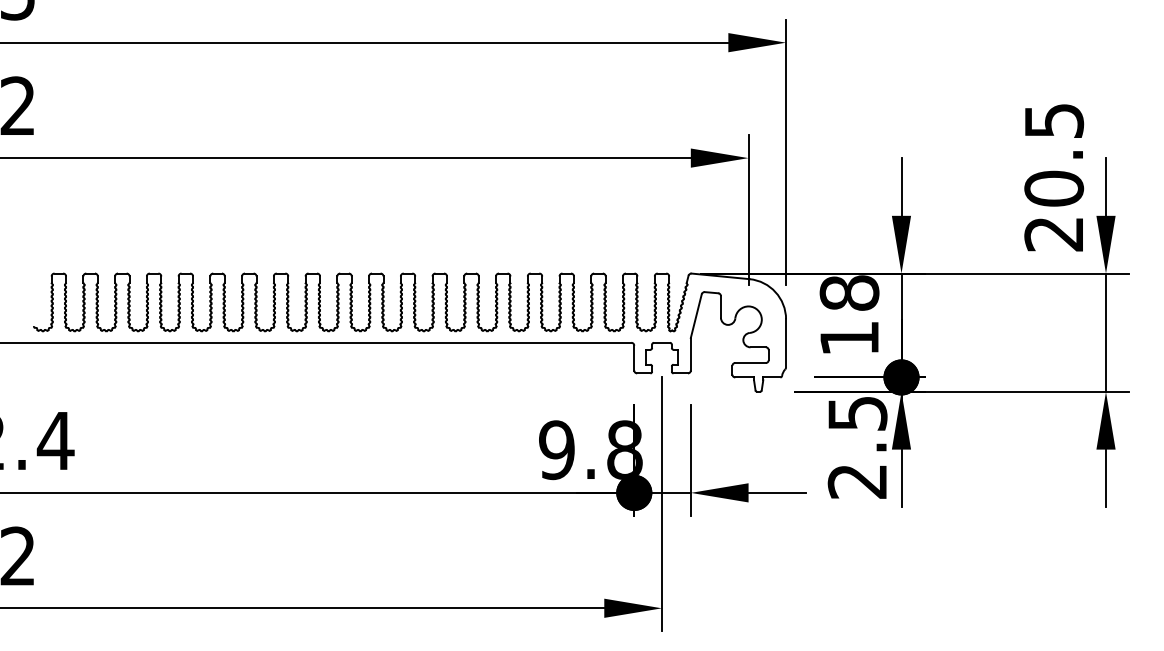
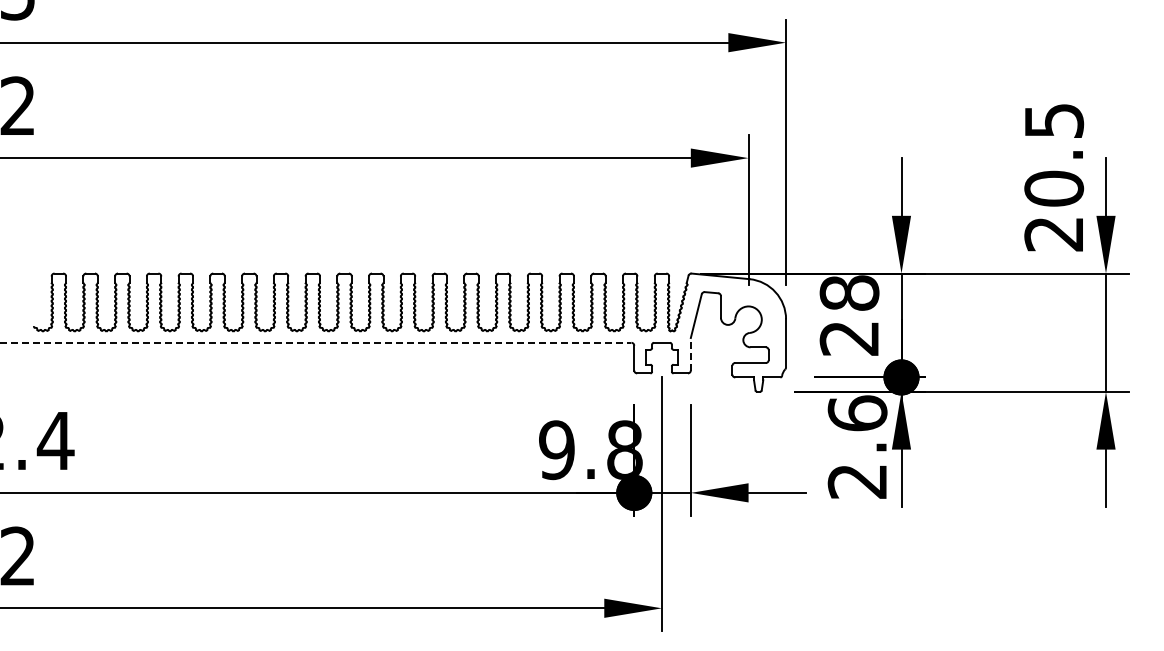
text: 18 -> 28 (848, 338)
line: solid -> dashed (316, 342)
line: solid -> dashed (690, 353)
text: 2.5 -> 2.6 (857, 413)
